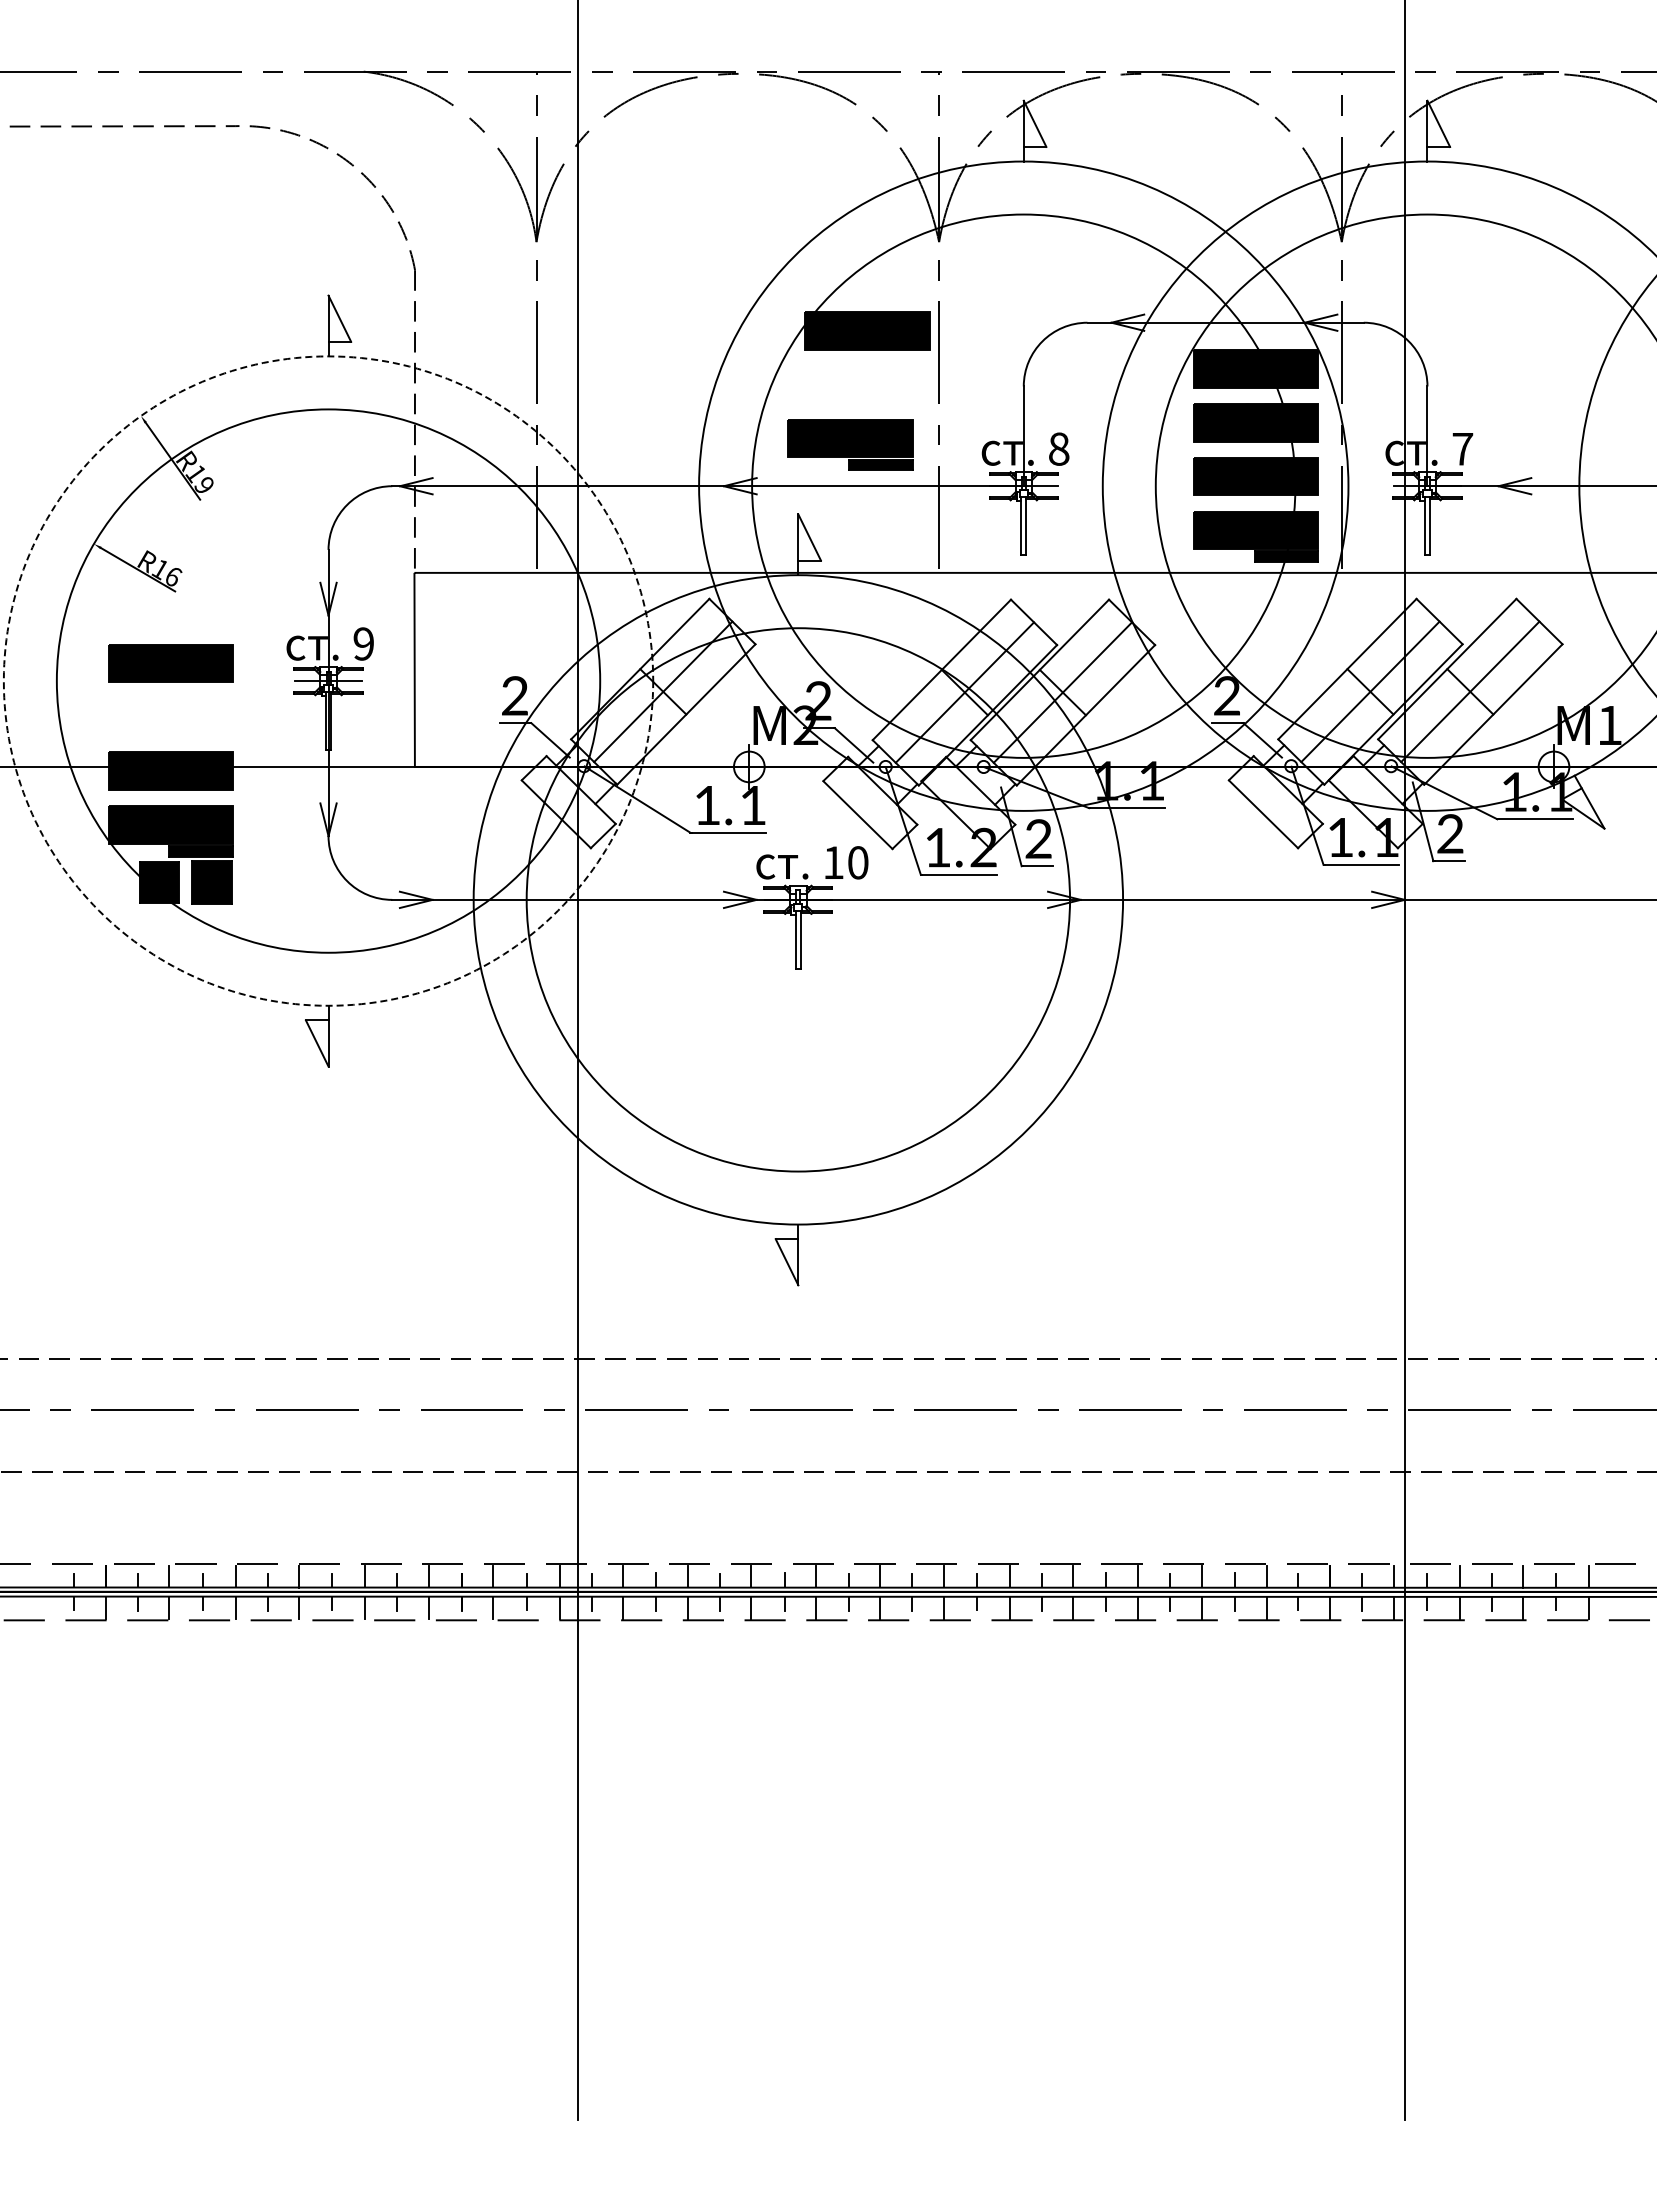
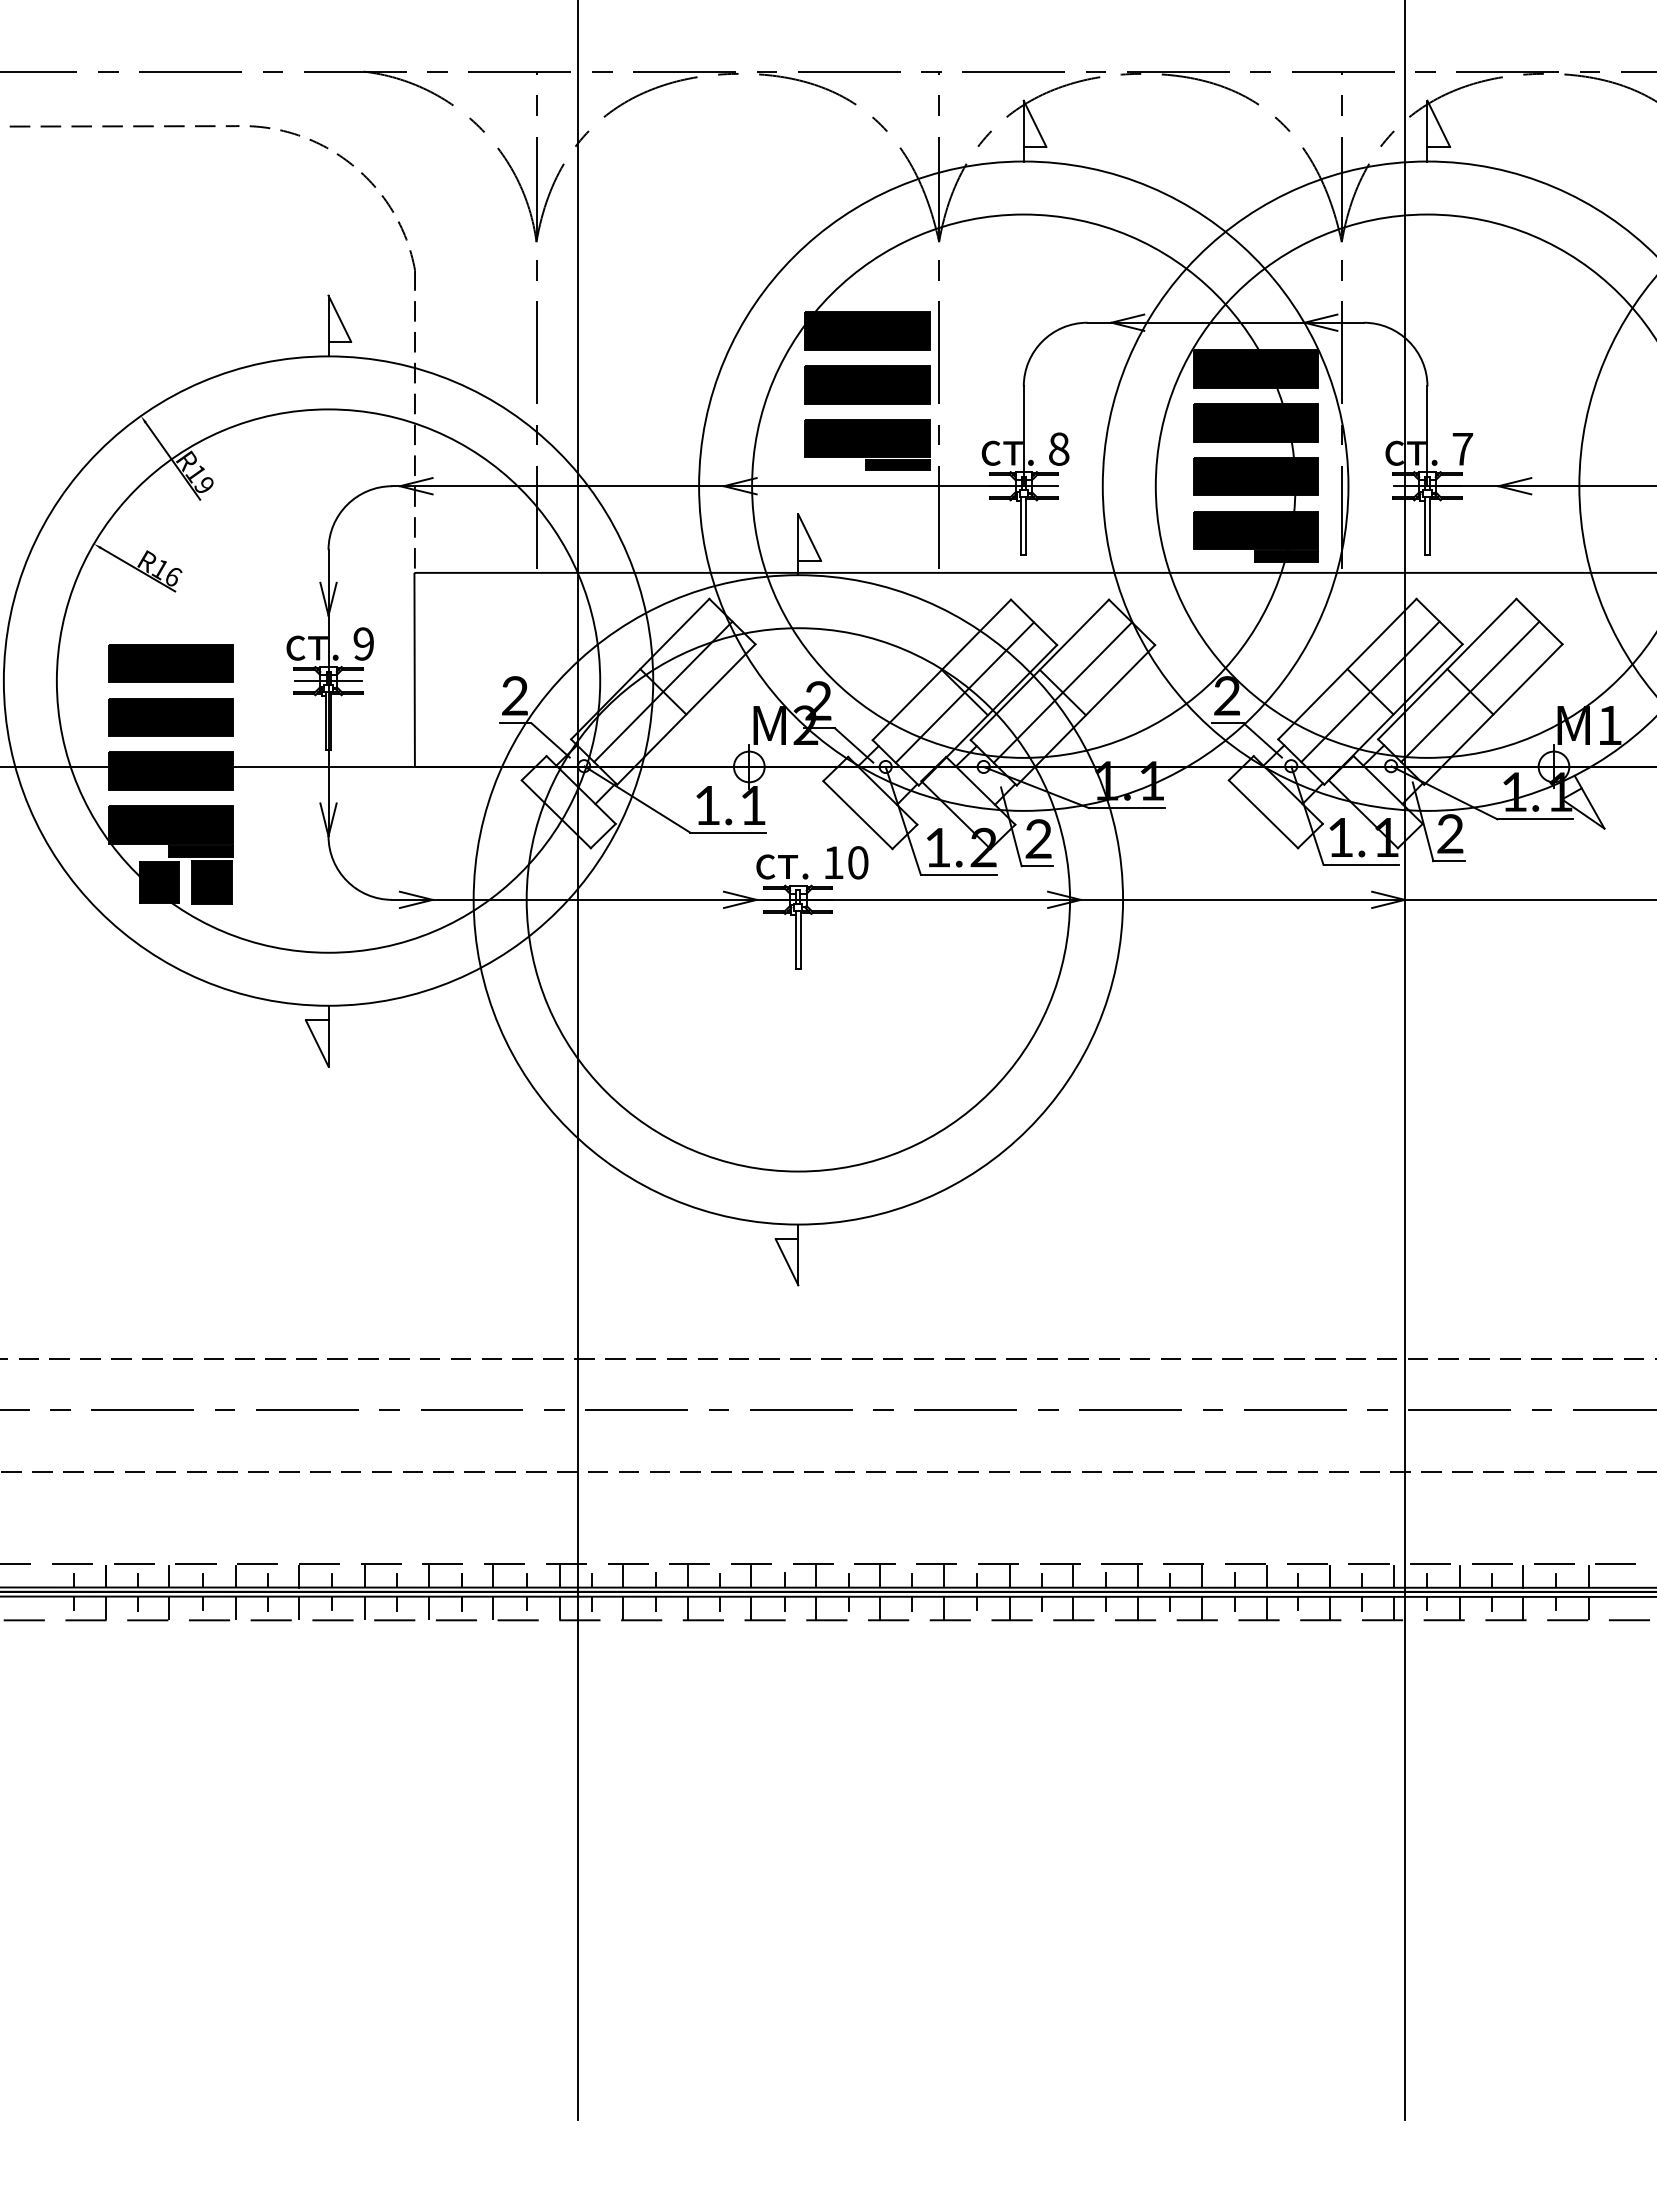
part: none -> present (867, 384)
part position: (850, 444) -> (867, 444) (867, 444)
circle: dashed -> solid (328, 680)
part: none -> present (170, 717)
